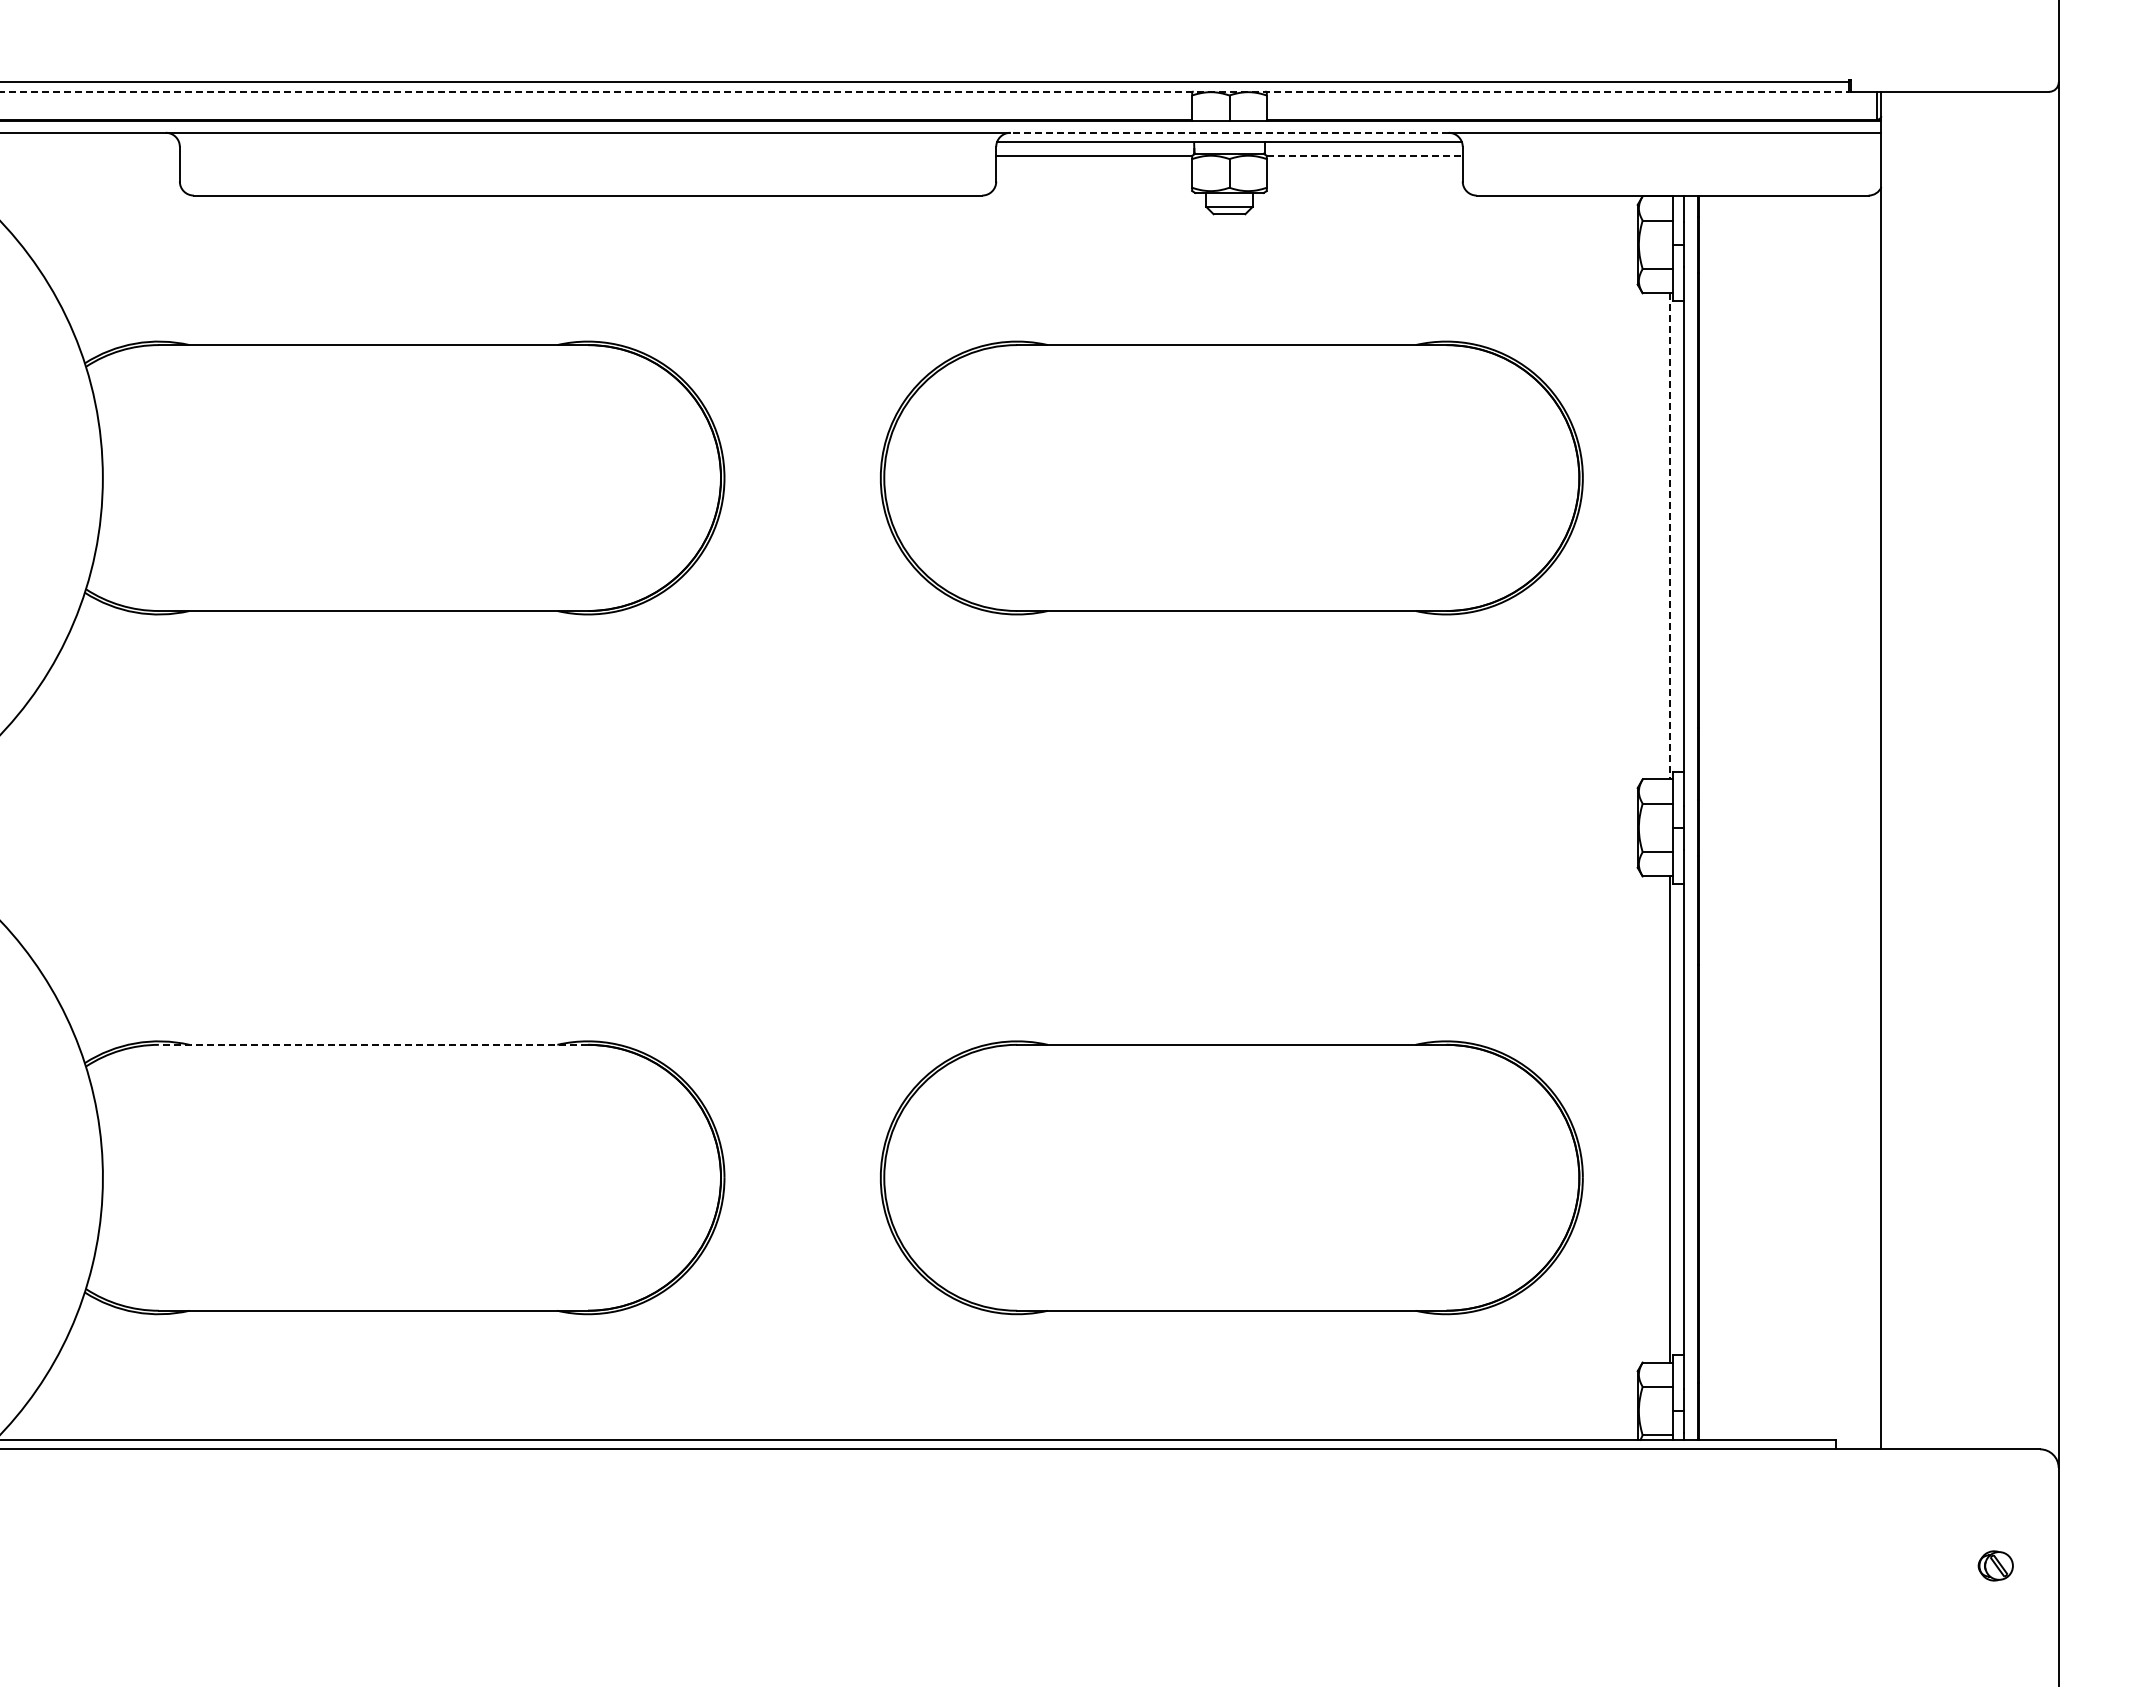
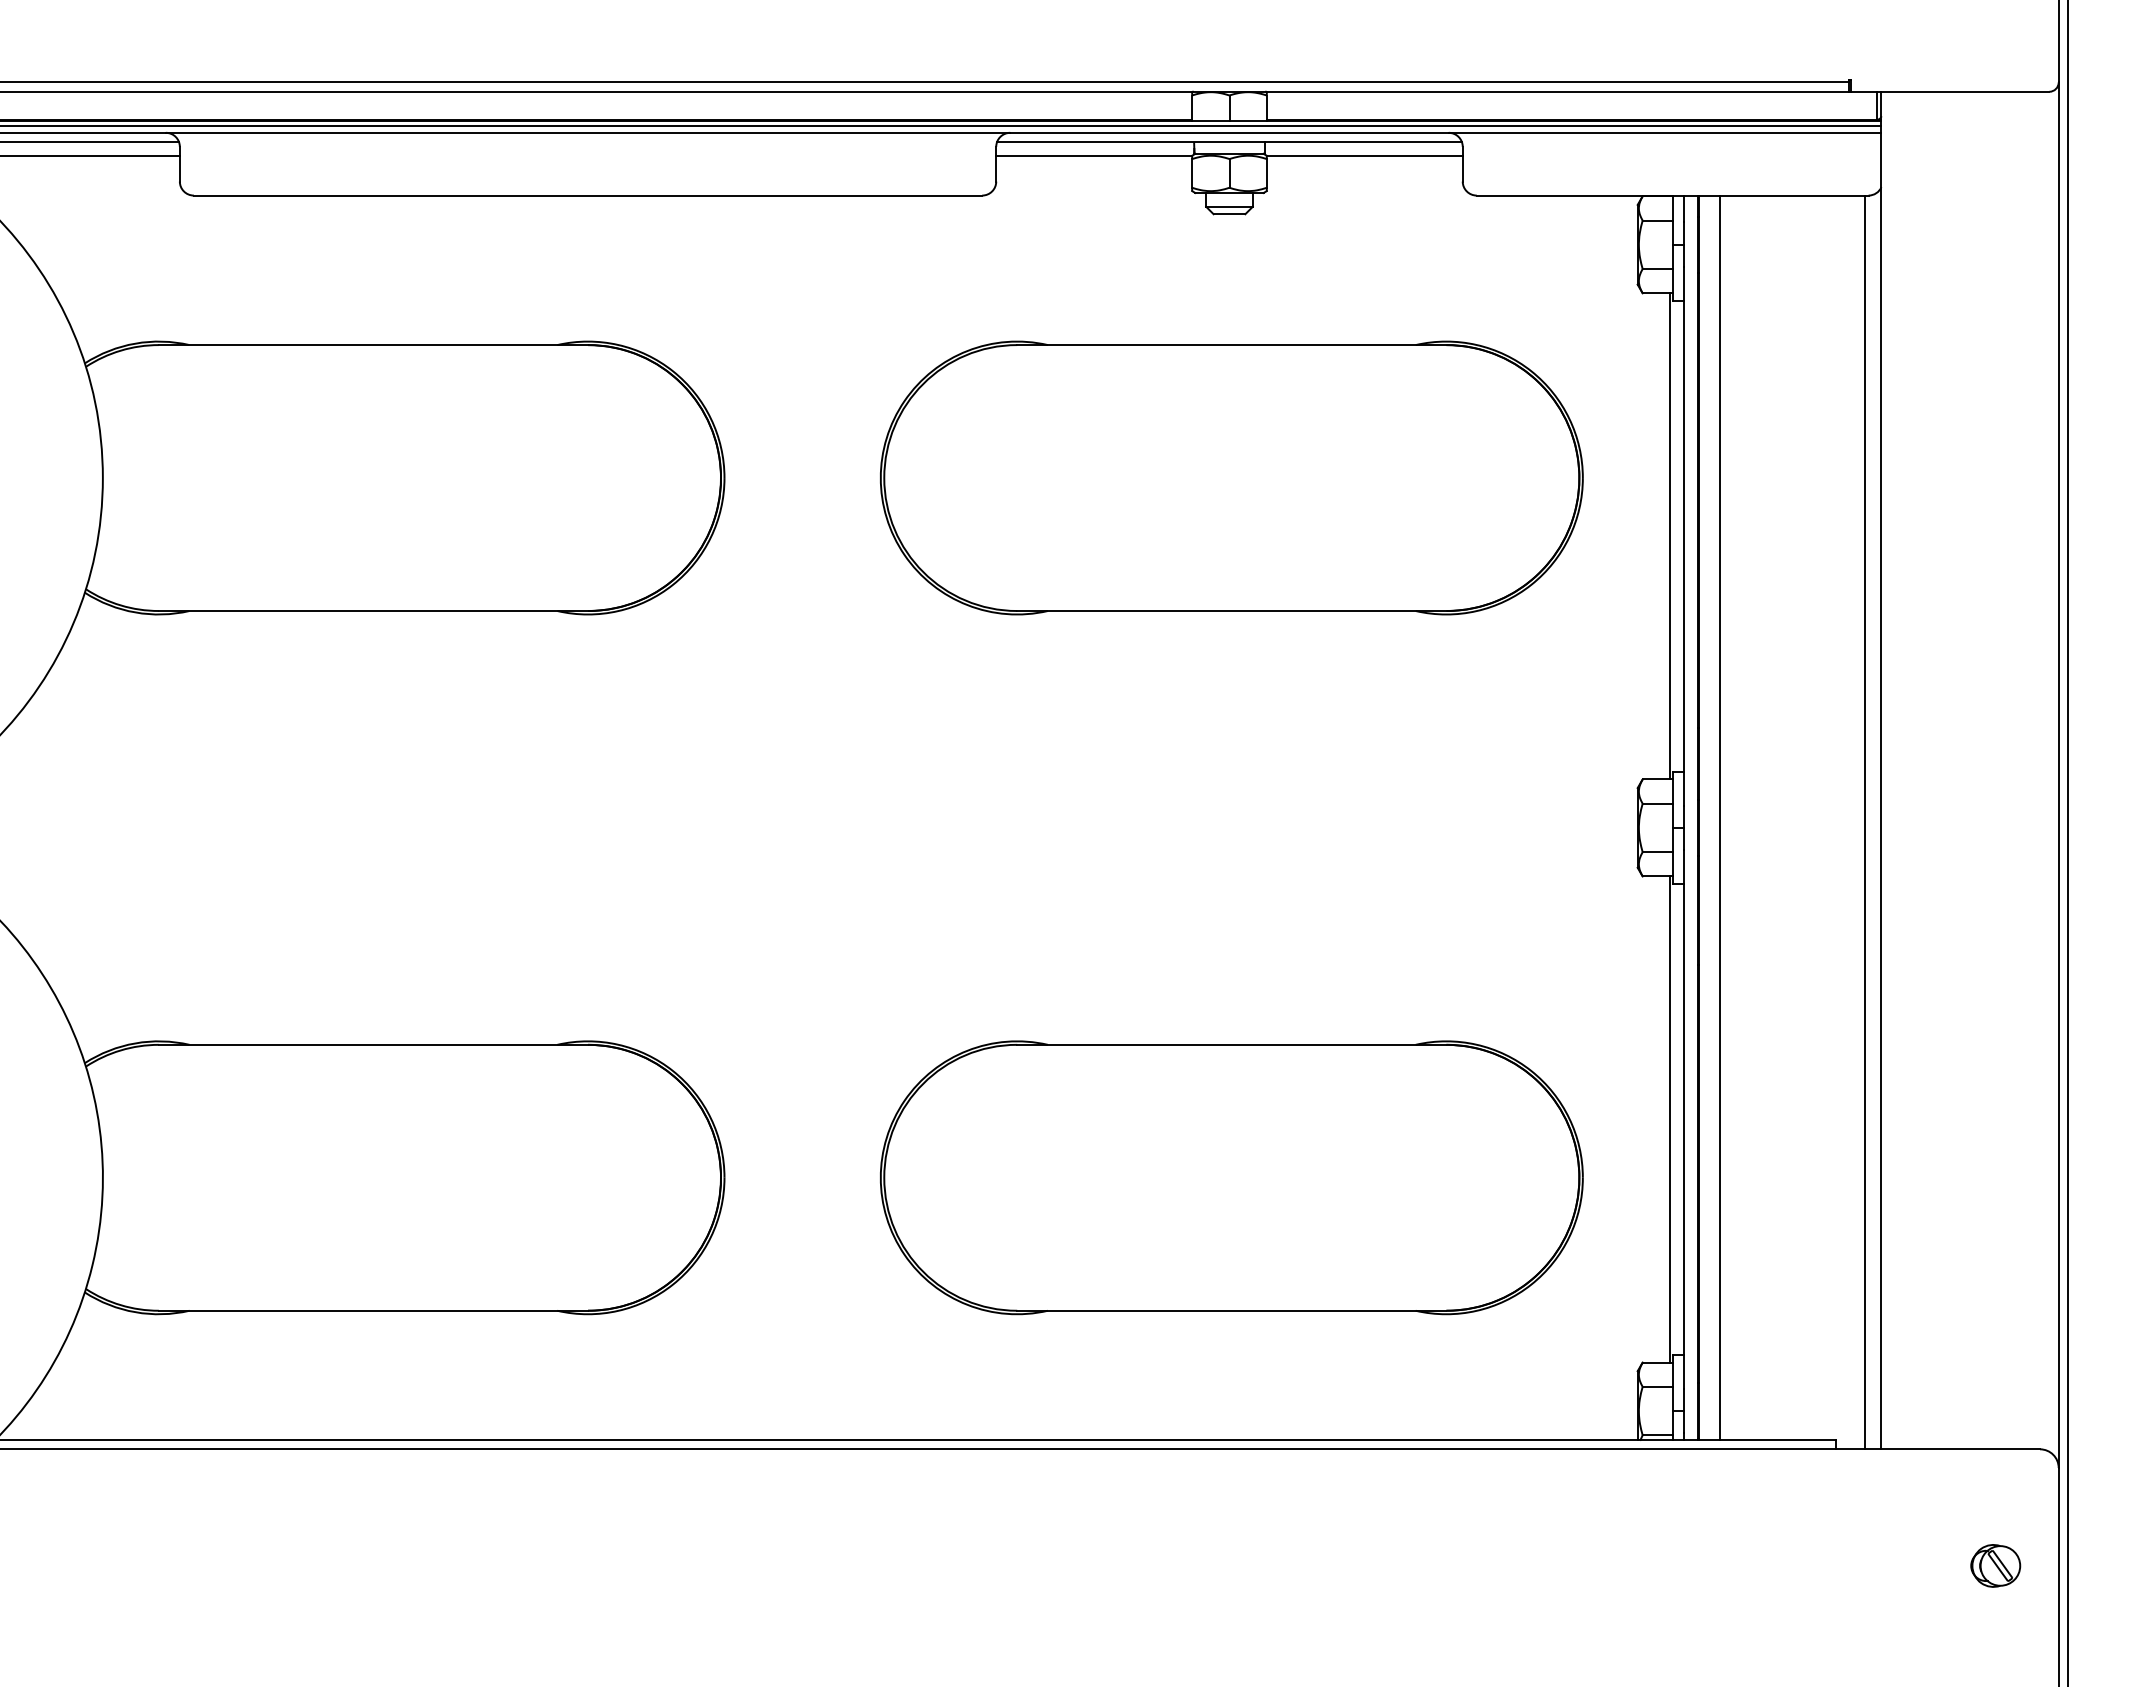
line: dashed -> solid (924, 91)
line: none -> present (941, 125)
line: dashed -> solid (1228, 132)
line: none -> present (90, 142)
line: none -> present (90, 156)
line: dashed -> solid (1364, 156)
line: dashed -> solid (1670, 536)
line: none -> present (1719, 817)
line: none -> present (1864, 822)
line: none -> present (2068, 842)
line: dashed -> solid (373, 1044)
part size: 37x32 px -> 52x44 px (1995, 1565)
